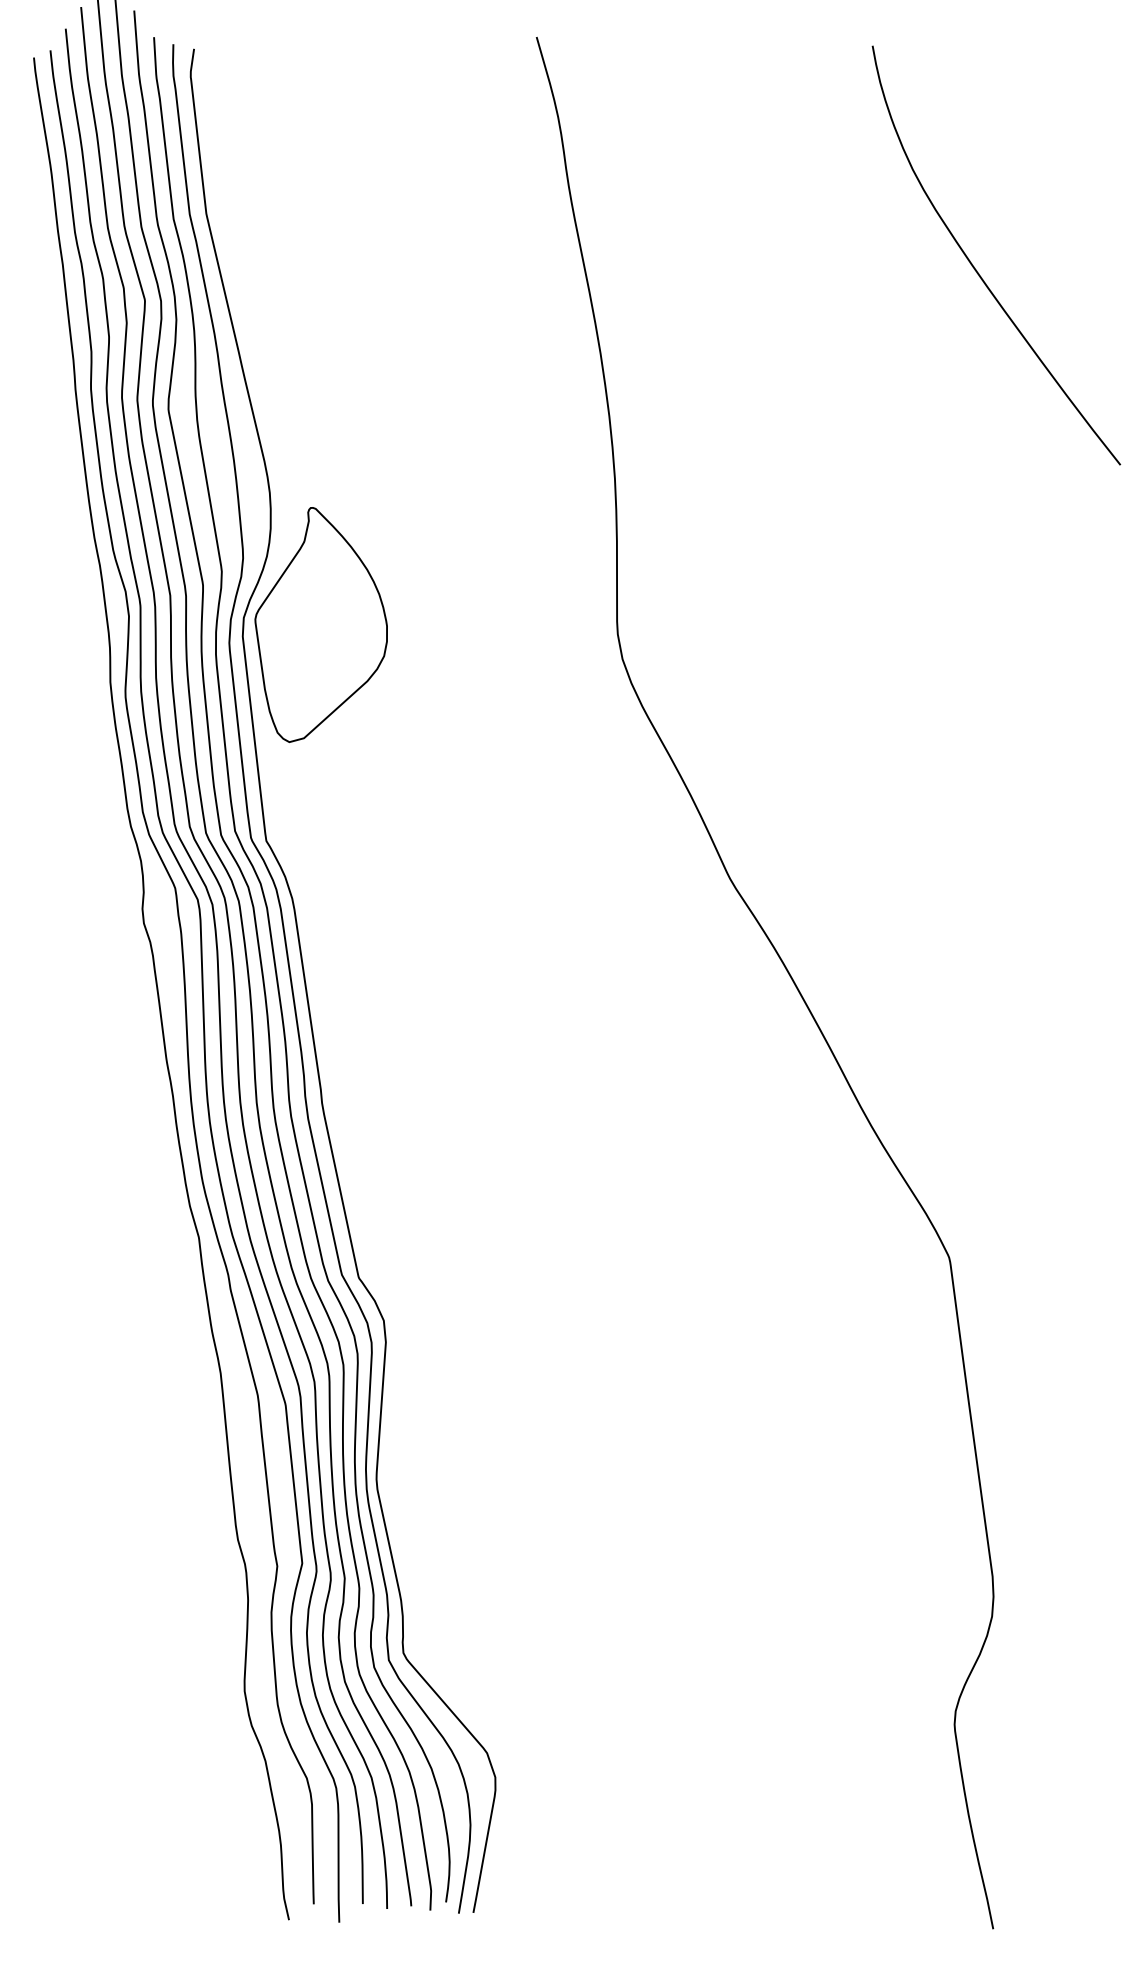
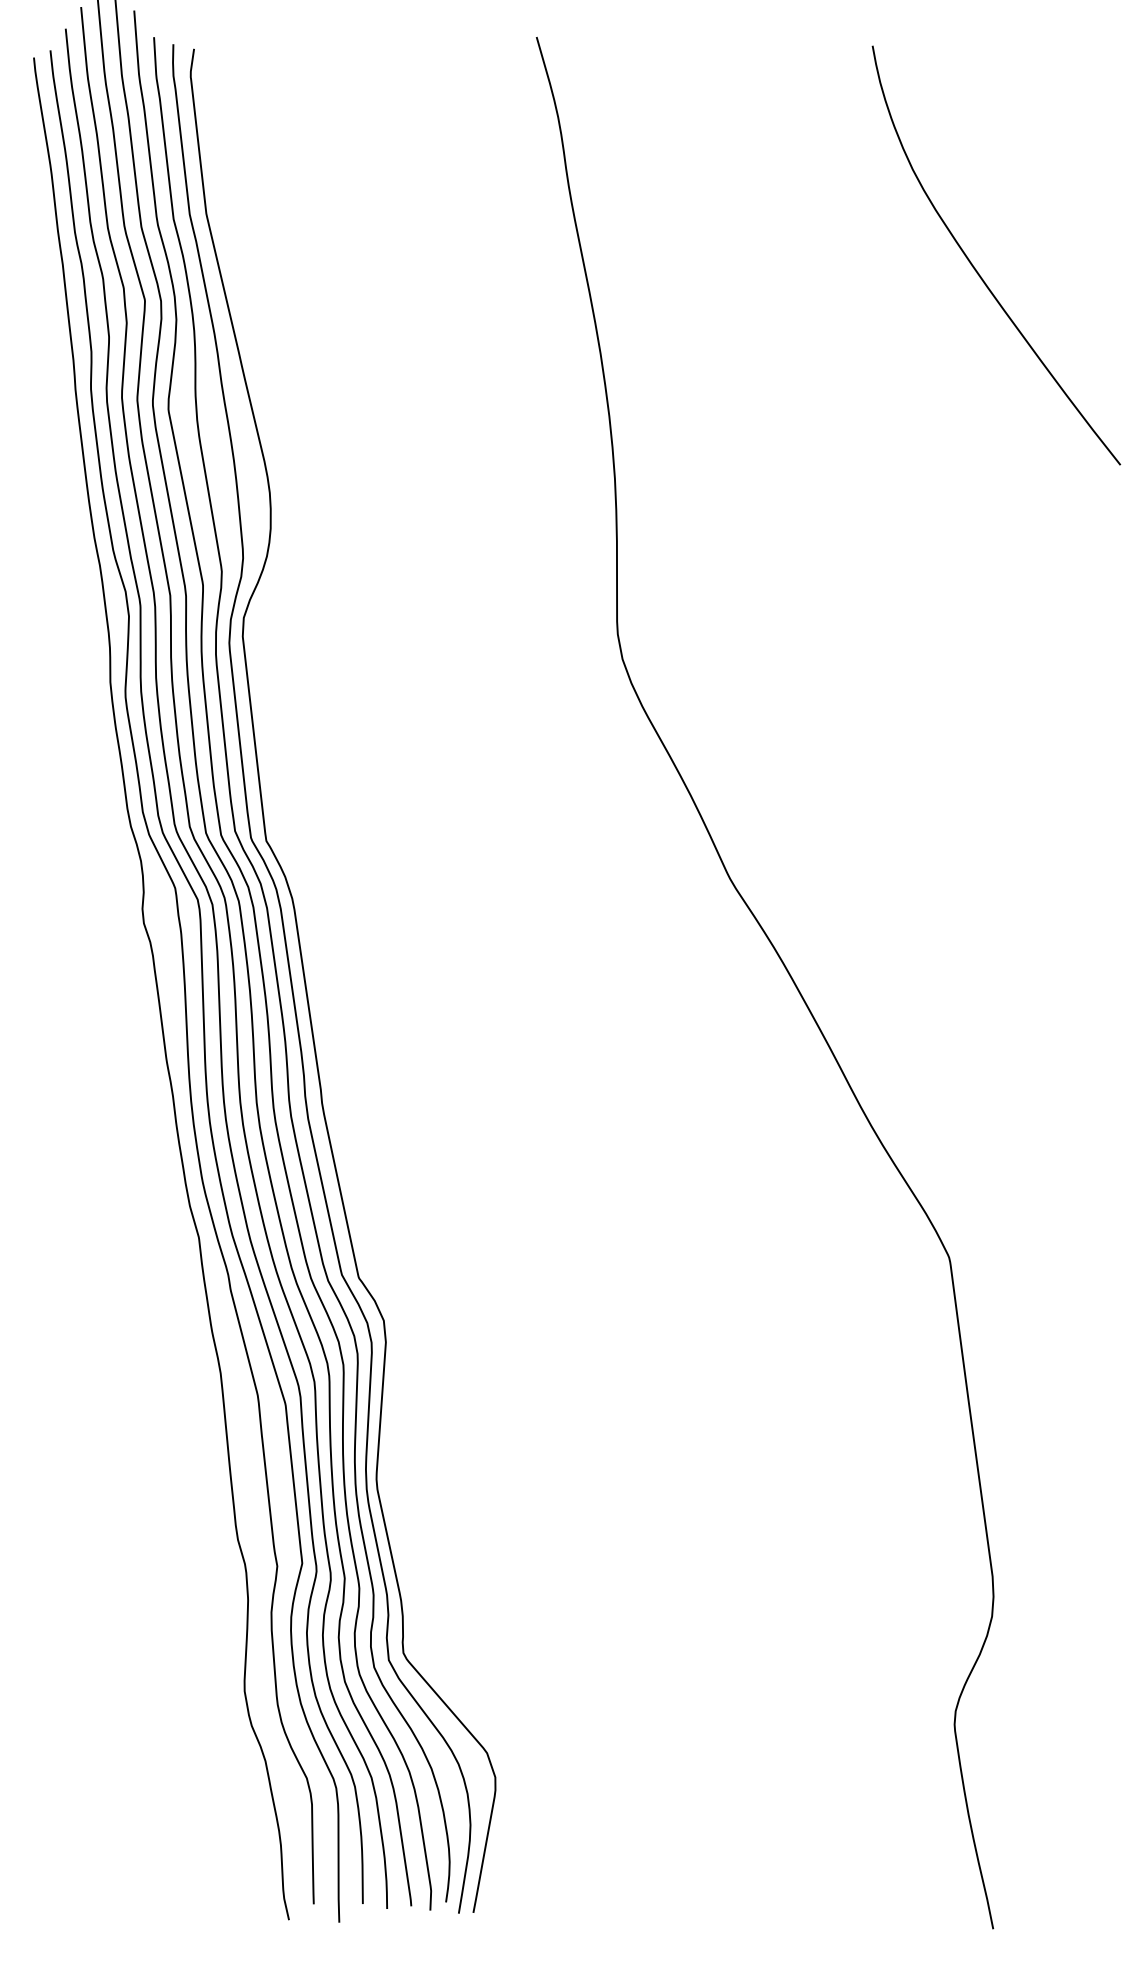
part: present -> none (320, 624)
